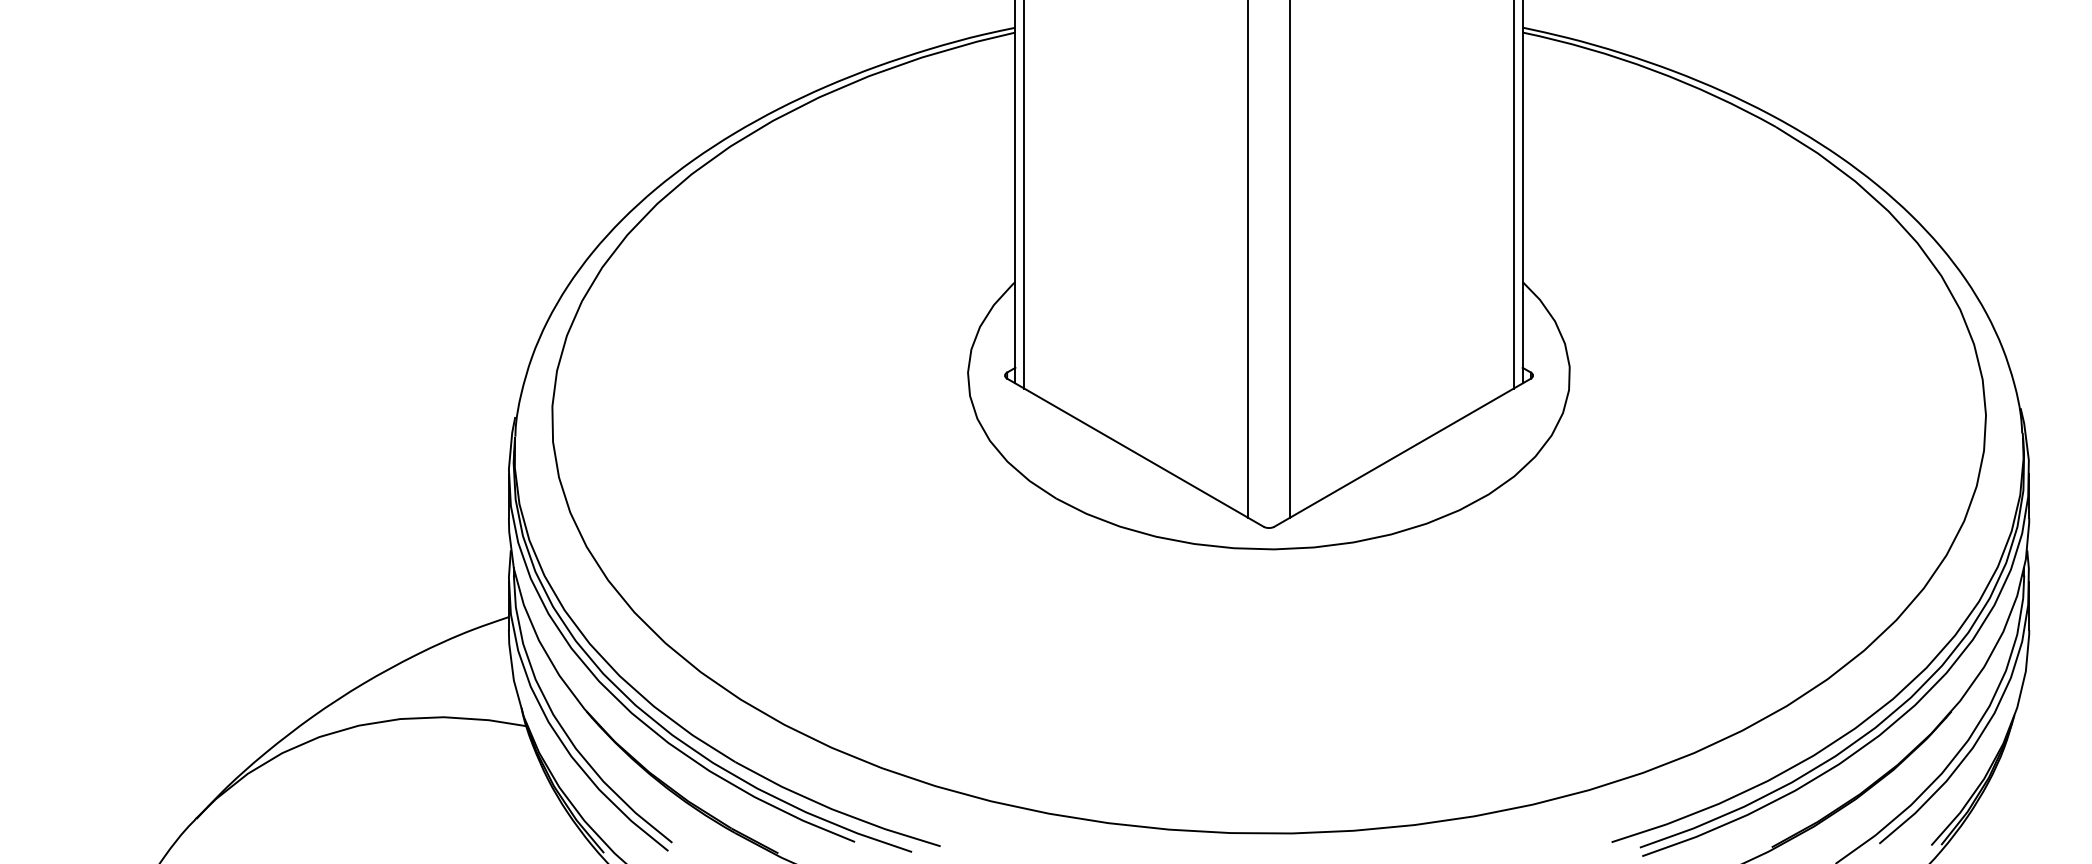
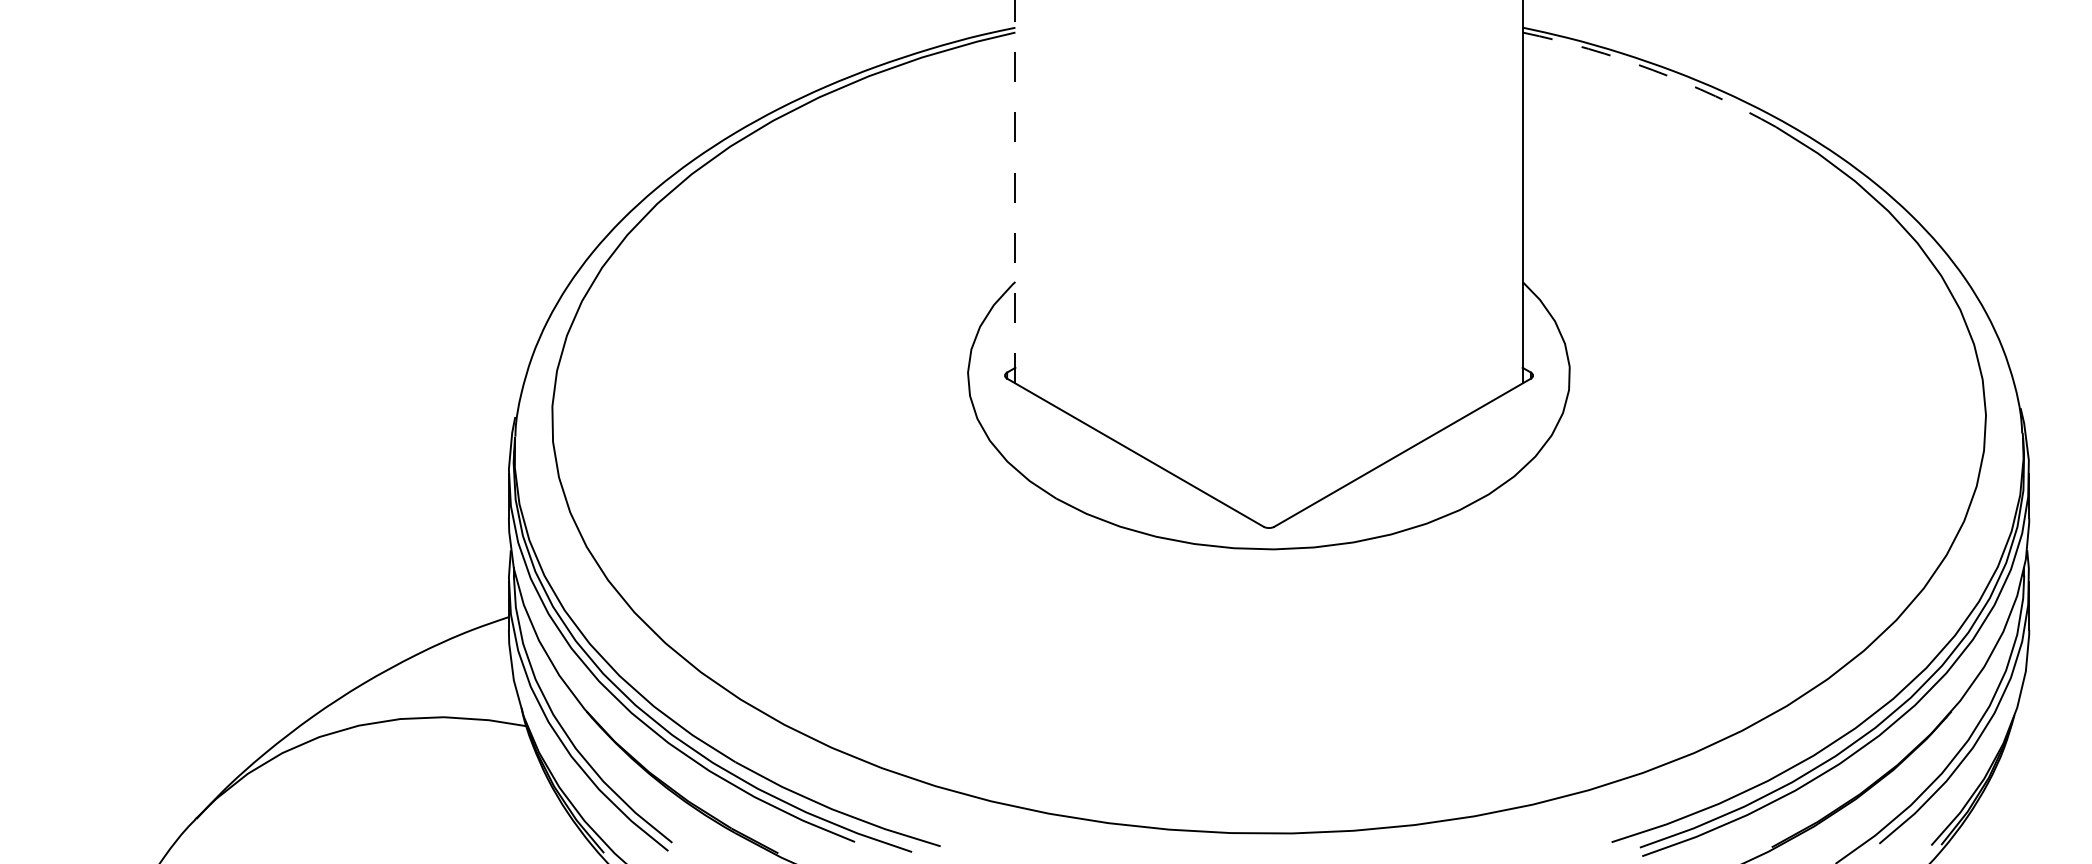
arc: solid -> dashed (1652, 70)
line: solid -> dashed (1015, 192)
line: present -> none (1024, 195)
line: present -> none (1513, 195)
line: present -> none (1247, 259)
line: present -> none (1290, 259)
